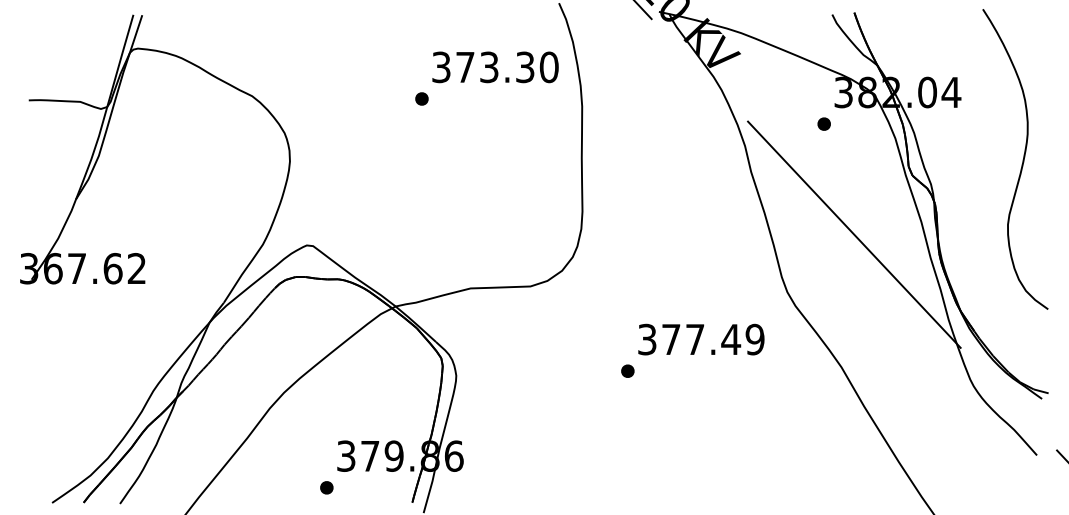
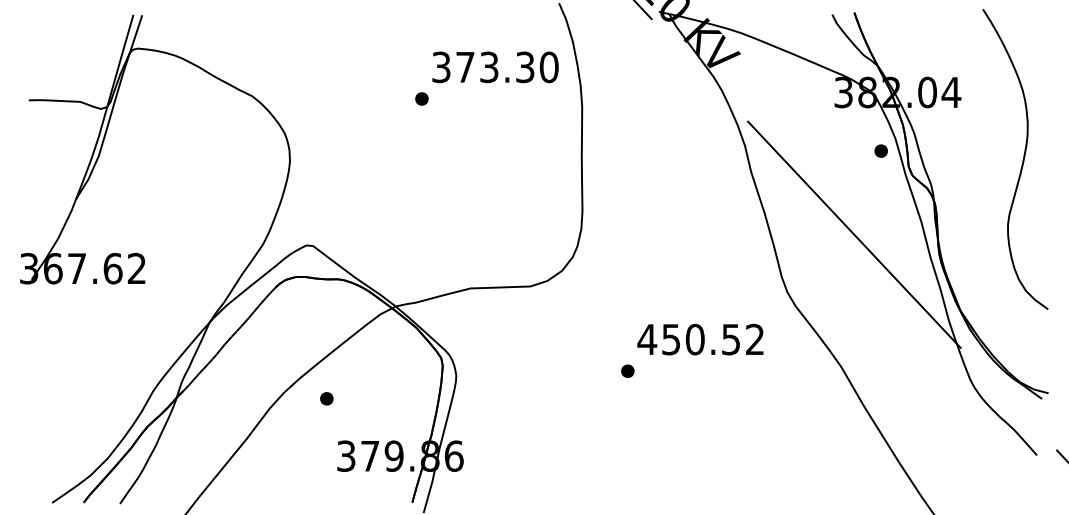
part position: (823, 123) -> (880, 150) (880, 150)
text: 377.49 -> 450.52 (700, 339)
part position: (326, 487) -> (326, 398) (326, 398)
